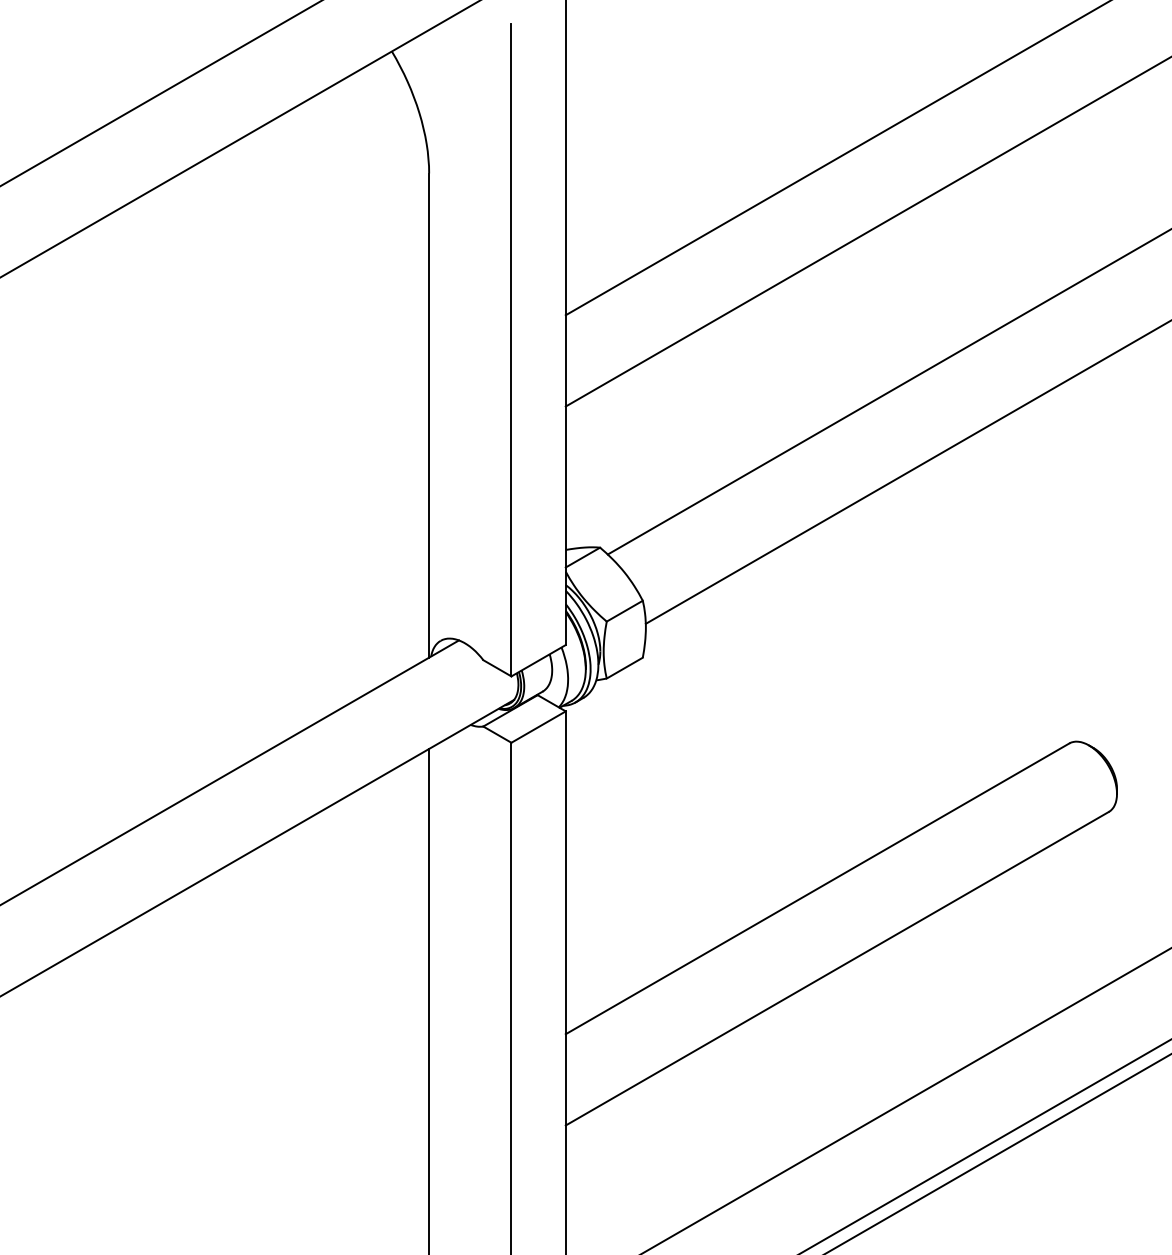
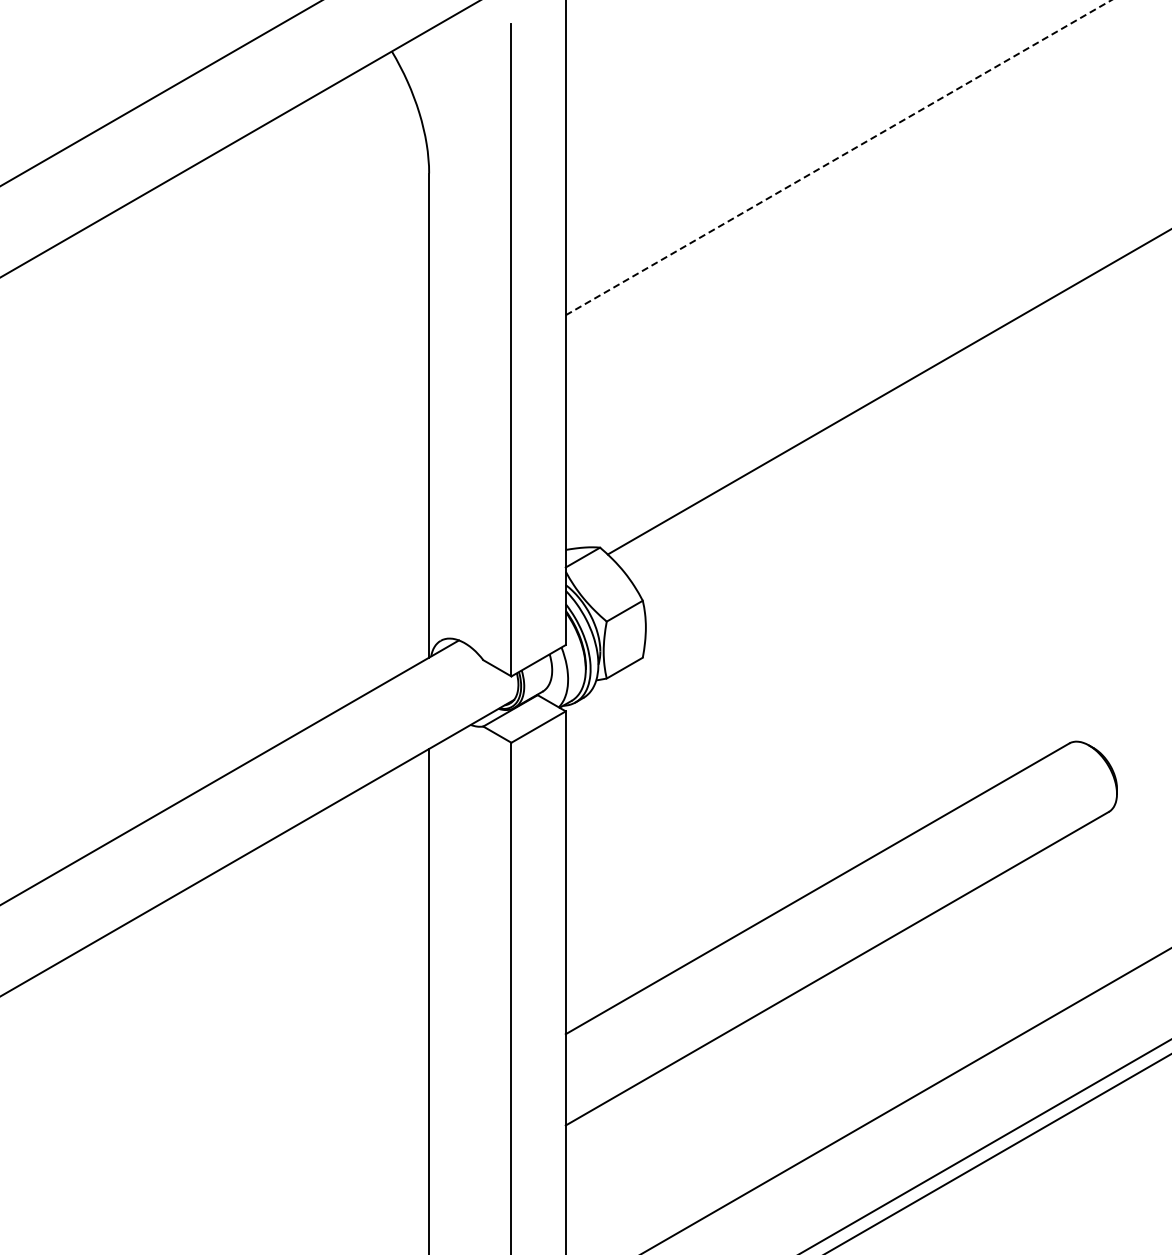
line: solid -> dashed (838, 157)
line: present -> none (866, 232)
line: present -> none (906, 472)
